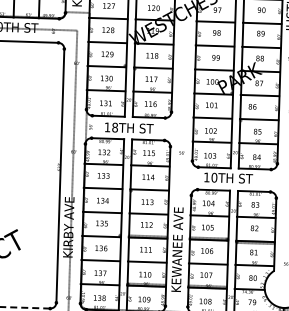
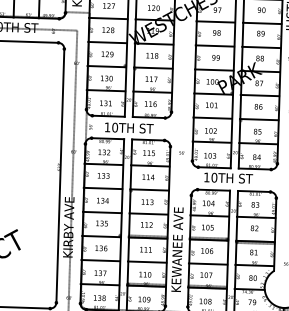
text position: (252, 106) -> (258, 106) (258, 106)
text: 18TH -> 10TH (115, 127)
line: dashed -> solid (25, 307)
